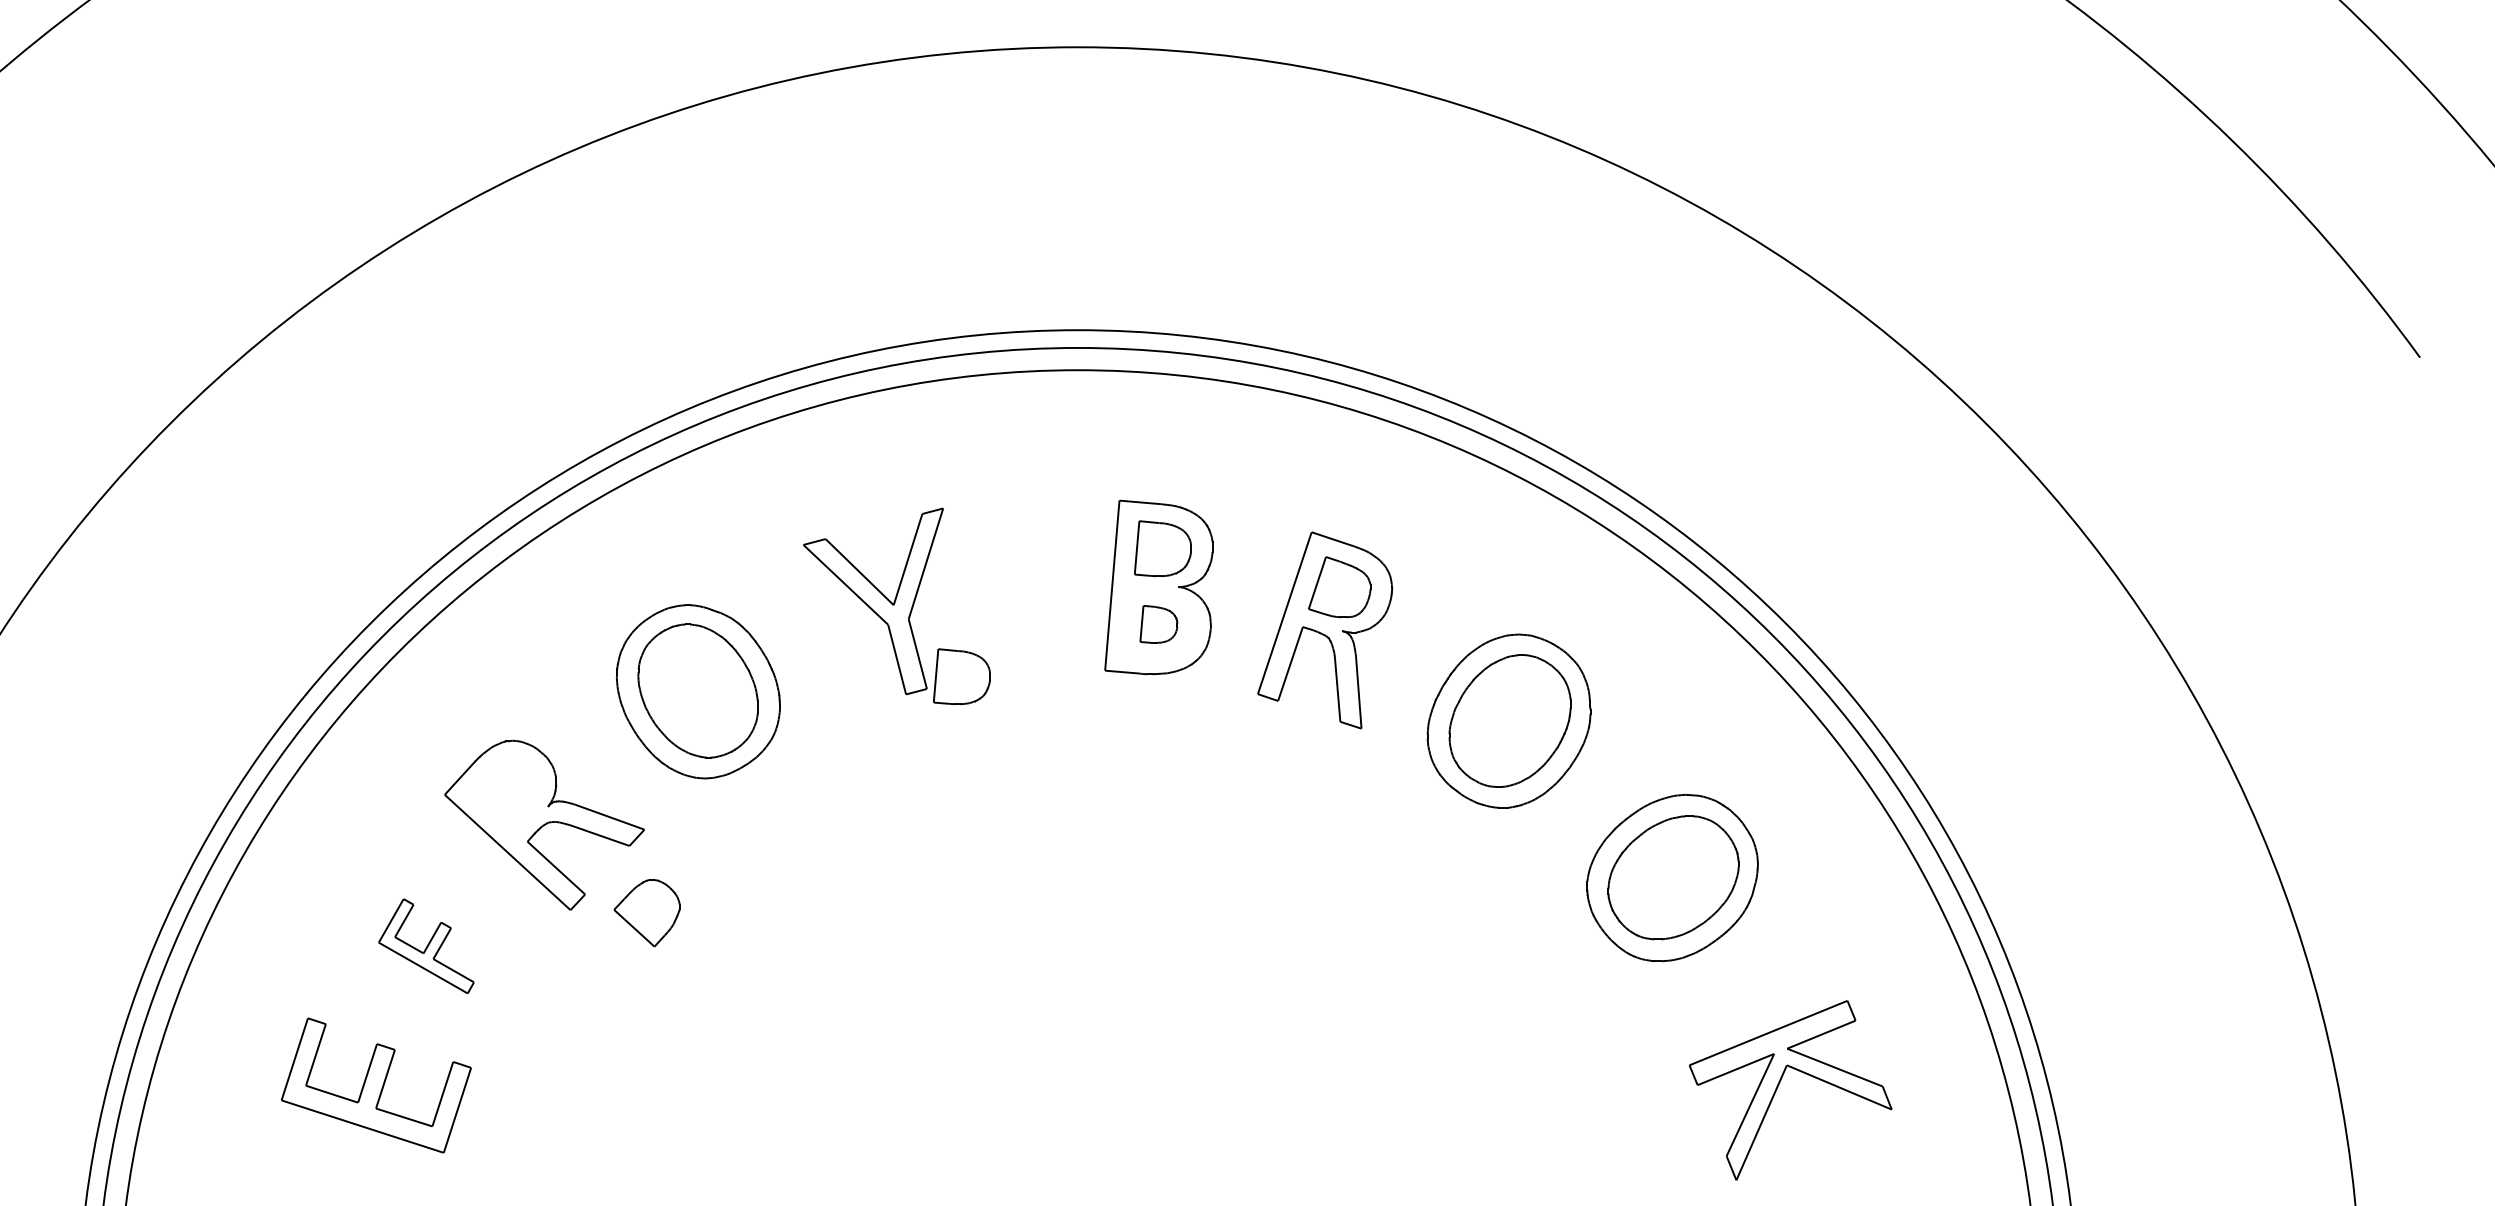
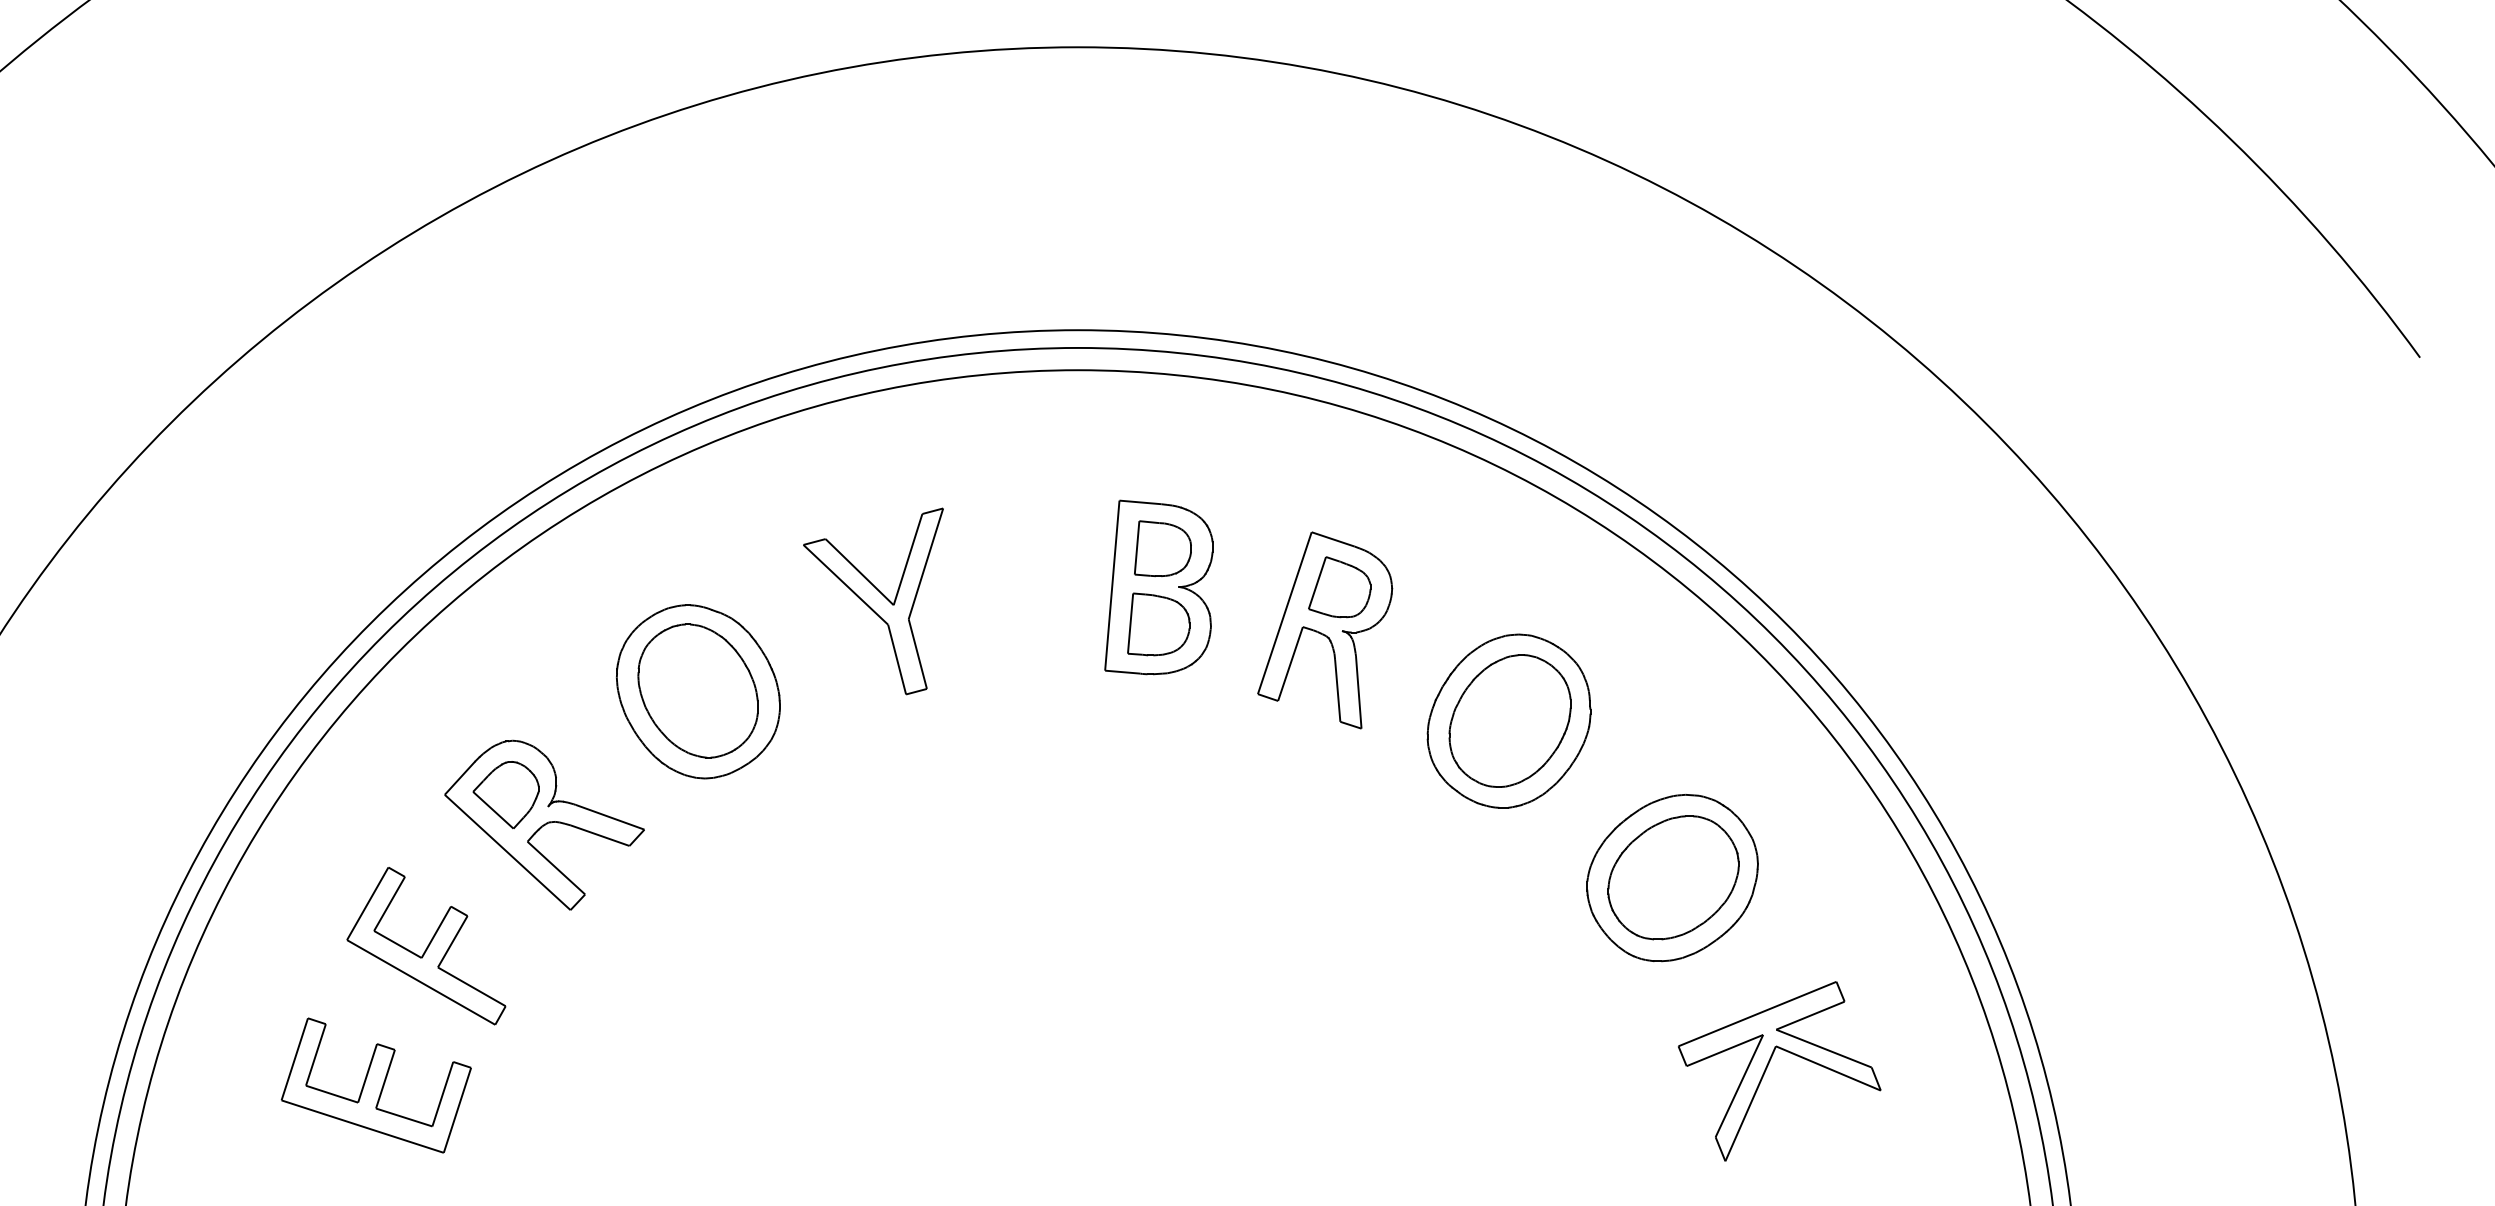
part size: 40x39 px -> 64x65 px (1158, 624)
part: present -> none (961, 676)
part position: (646, 913) -> (505, 795) (505, 795)
part size: 97x96 px -> 161x159 px (426, 946)
part position: (1779, 1085) -> (1768, 1066) (1768, 1066)
